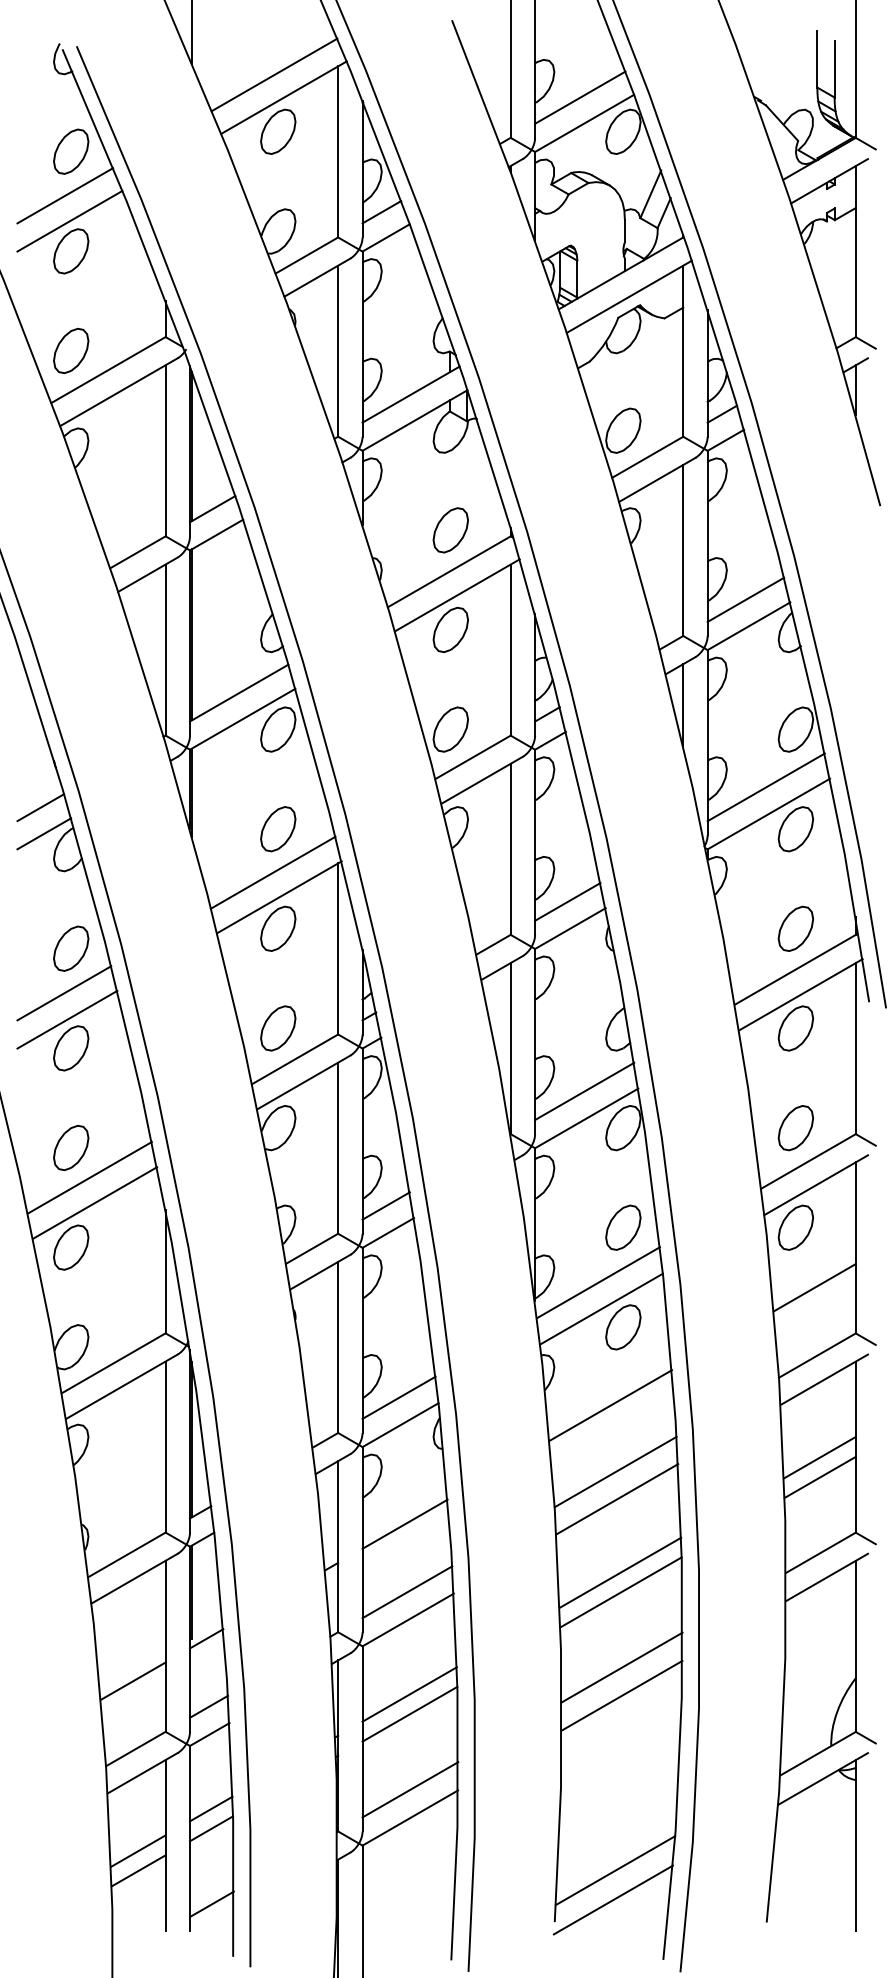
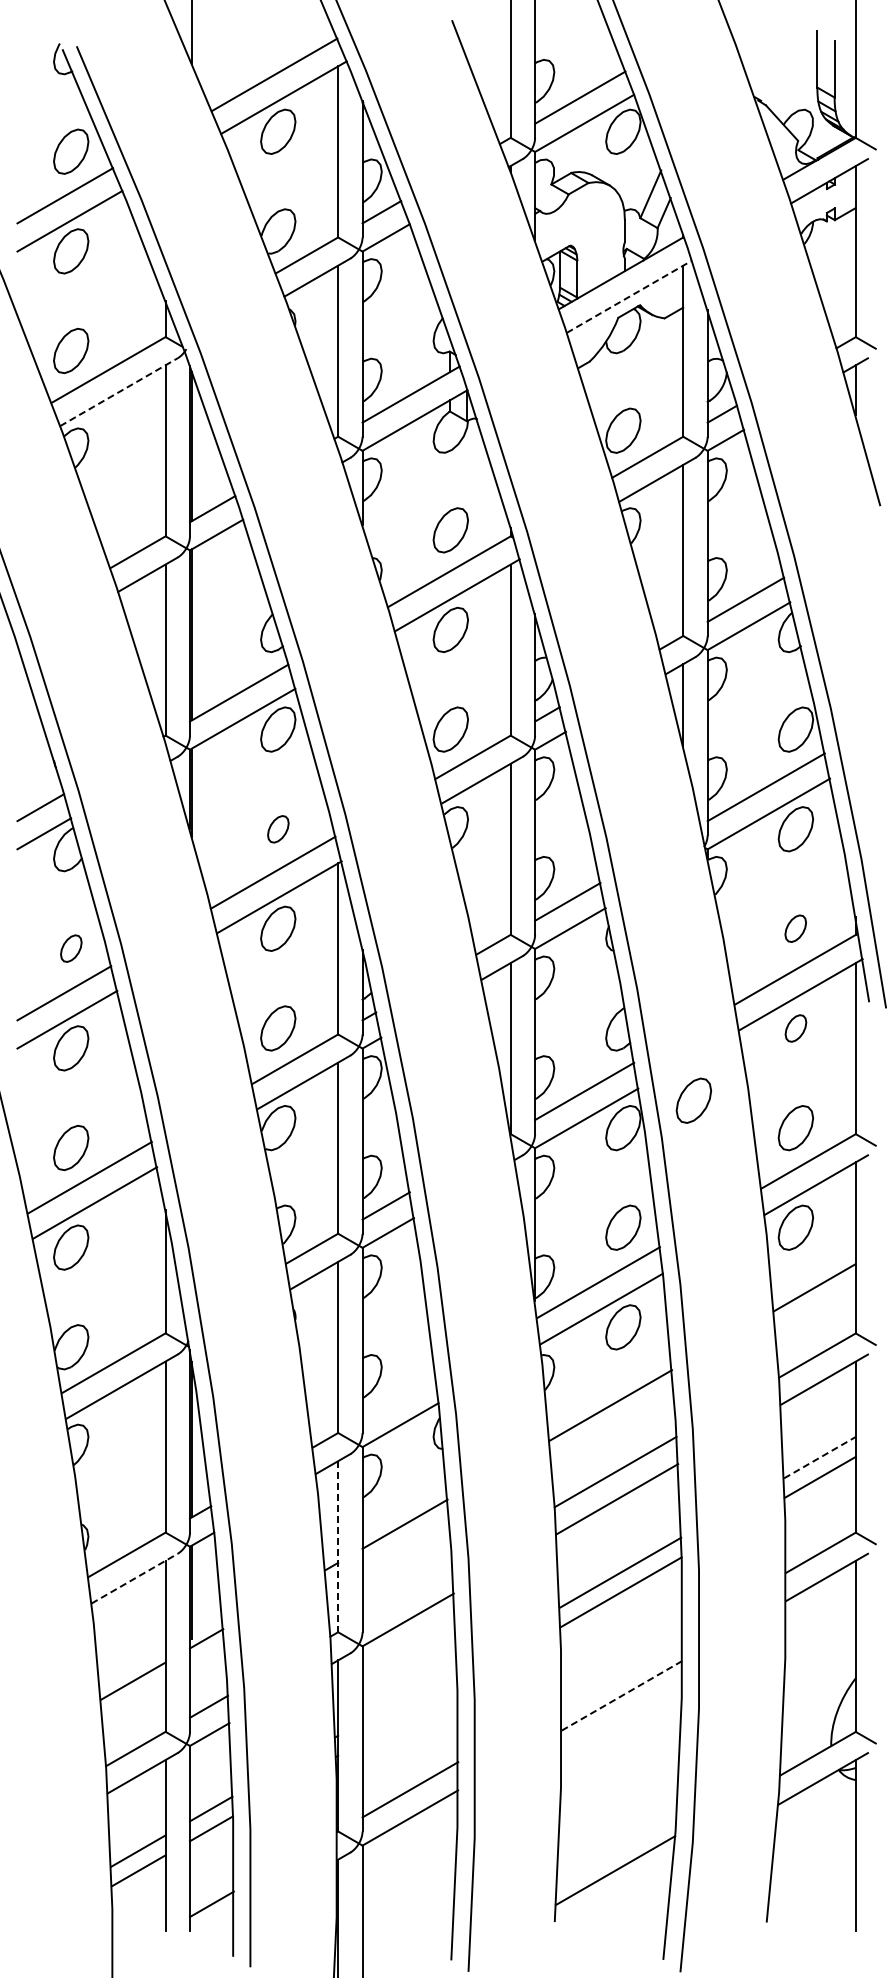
line: solid -> dashed (629, 296)
line: solid -> dashed (118, 392)
part size: 37x47 px -> 23x29 px (278, 829)
part size: 37x47 px -> 23x29 px (795, 928)
part size: 37x47 px -> 23x29 px (71, 948)
part size: 38x47 px -> 24x29 px (795, 1028)
part: none -> present (693, 1100)
line: present -> none (398, 1397)
line: solid -> dashed (820, 1457)
line: solid -> dashed (338, 1546)
line: solid -> dashed (134, 1578)
line: present -> none (407, 1592)
line: present -> none (621, 1667)
line: present -> none (409, 1694)
line: solid -> dashed (622, 1695)
line: present -> none (409, 1713)
line: present -> none (612, 1899)
